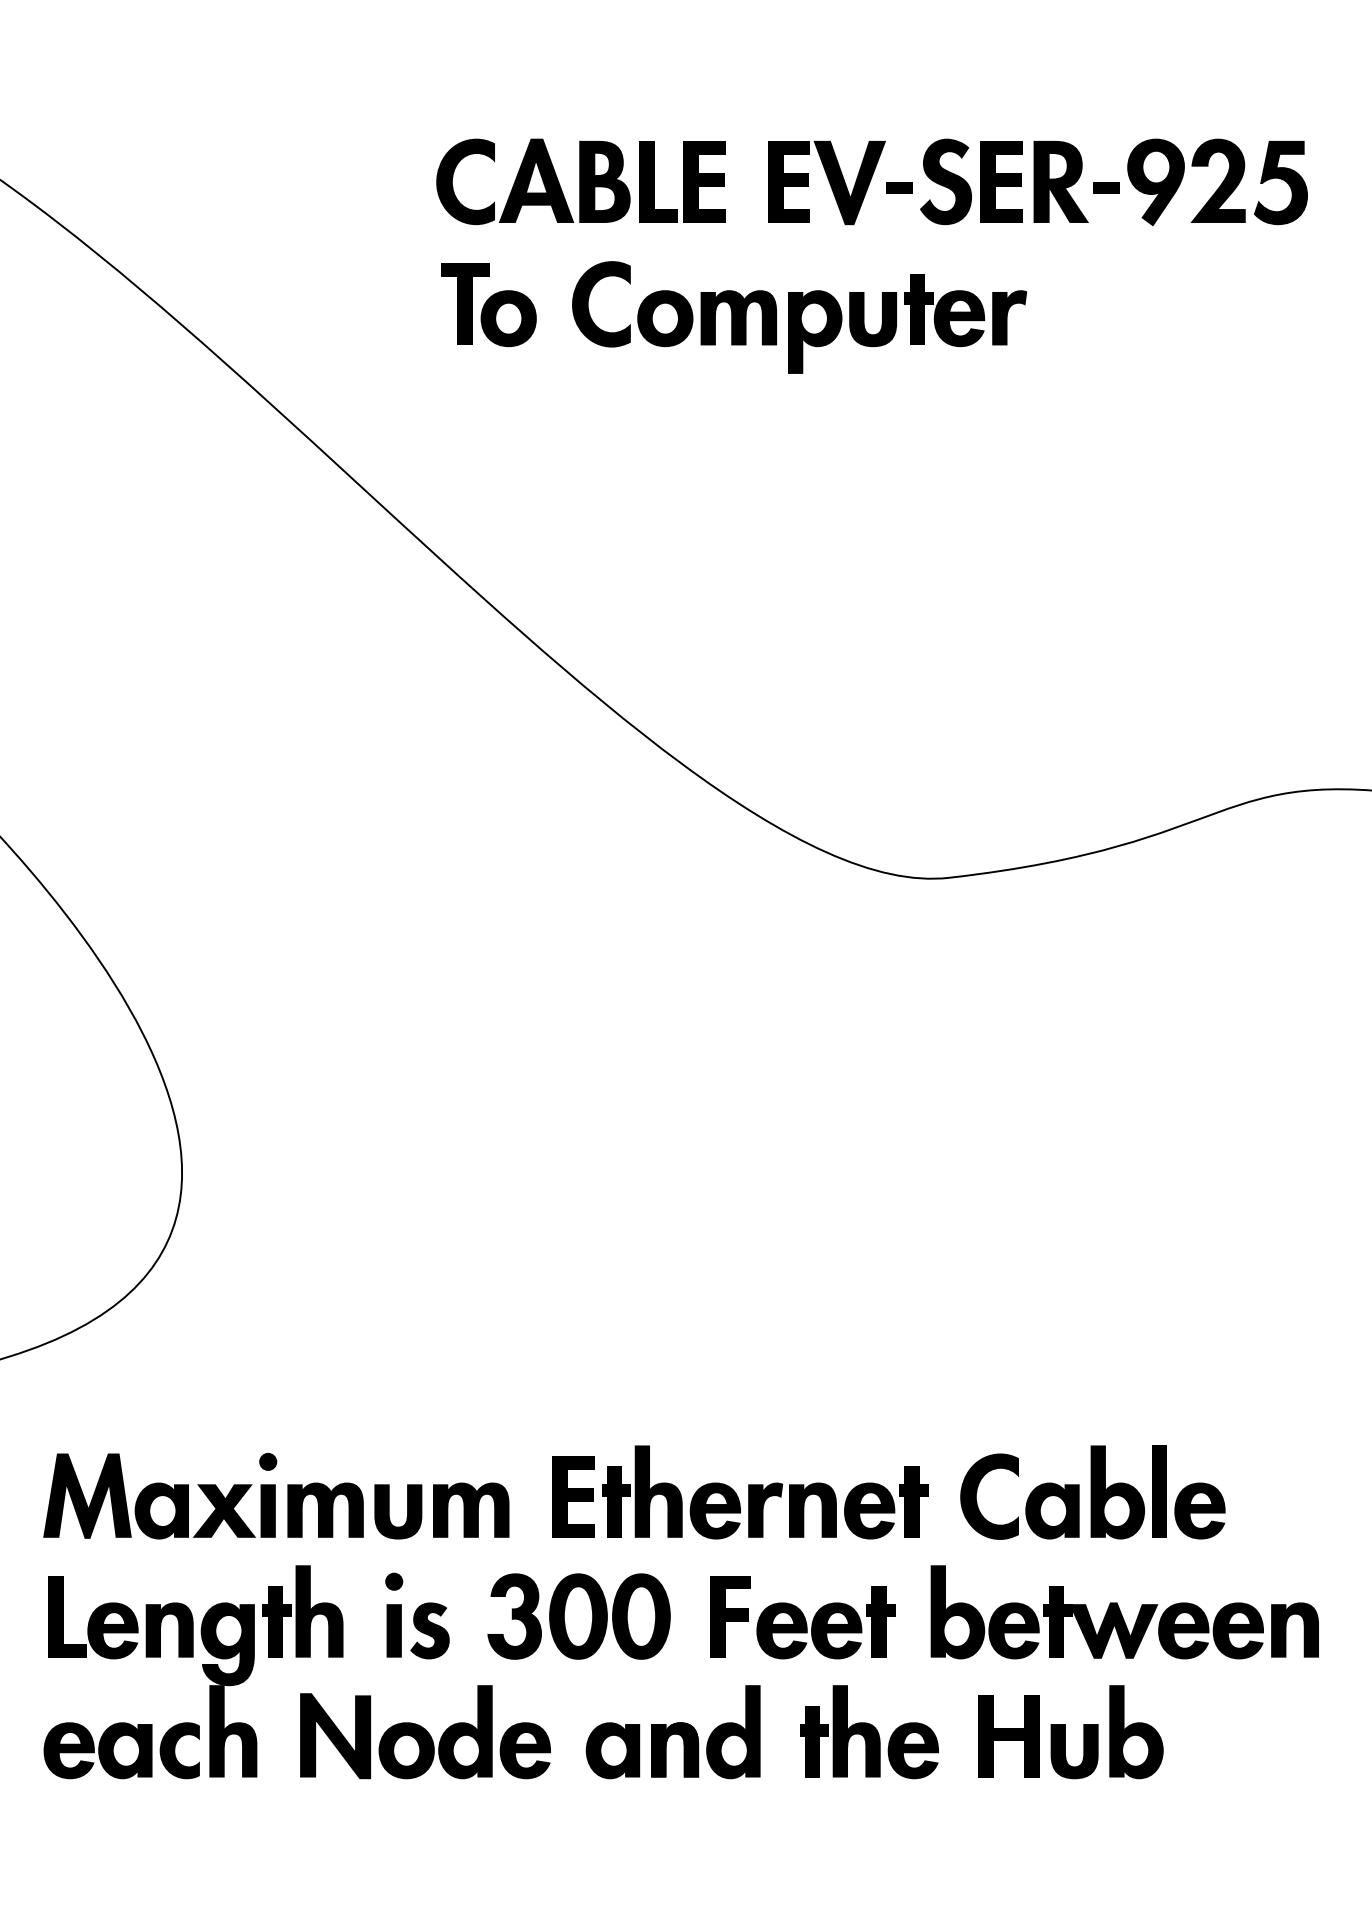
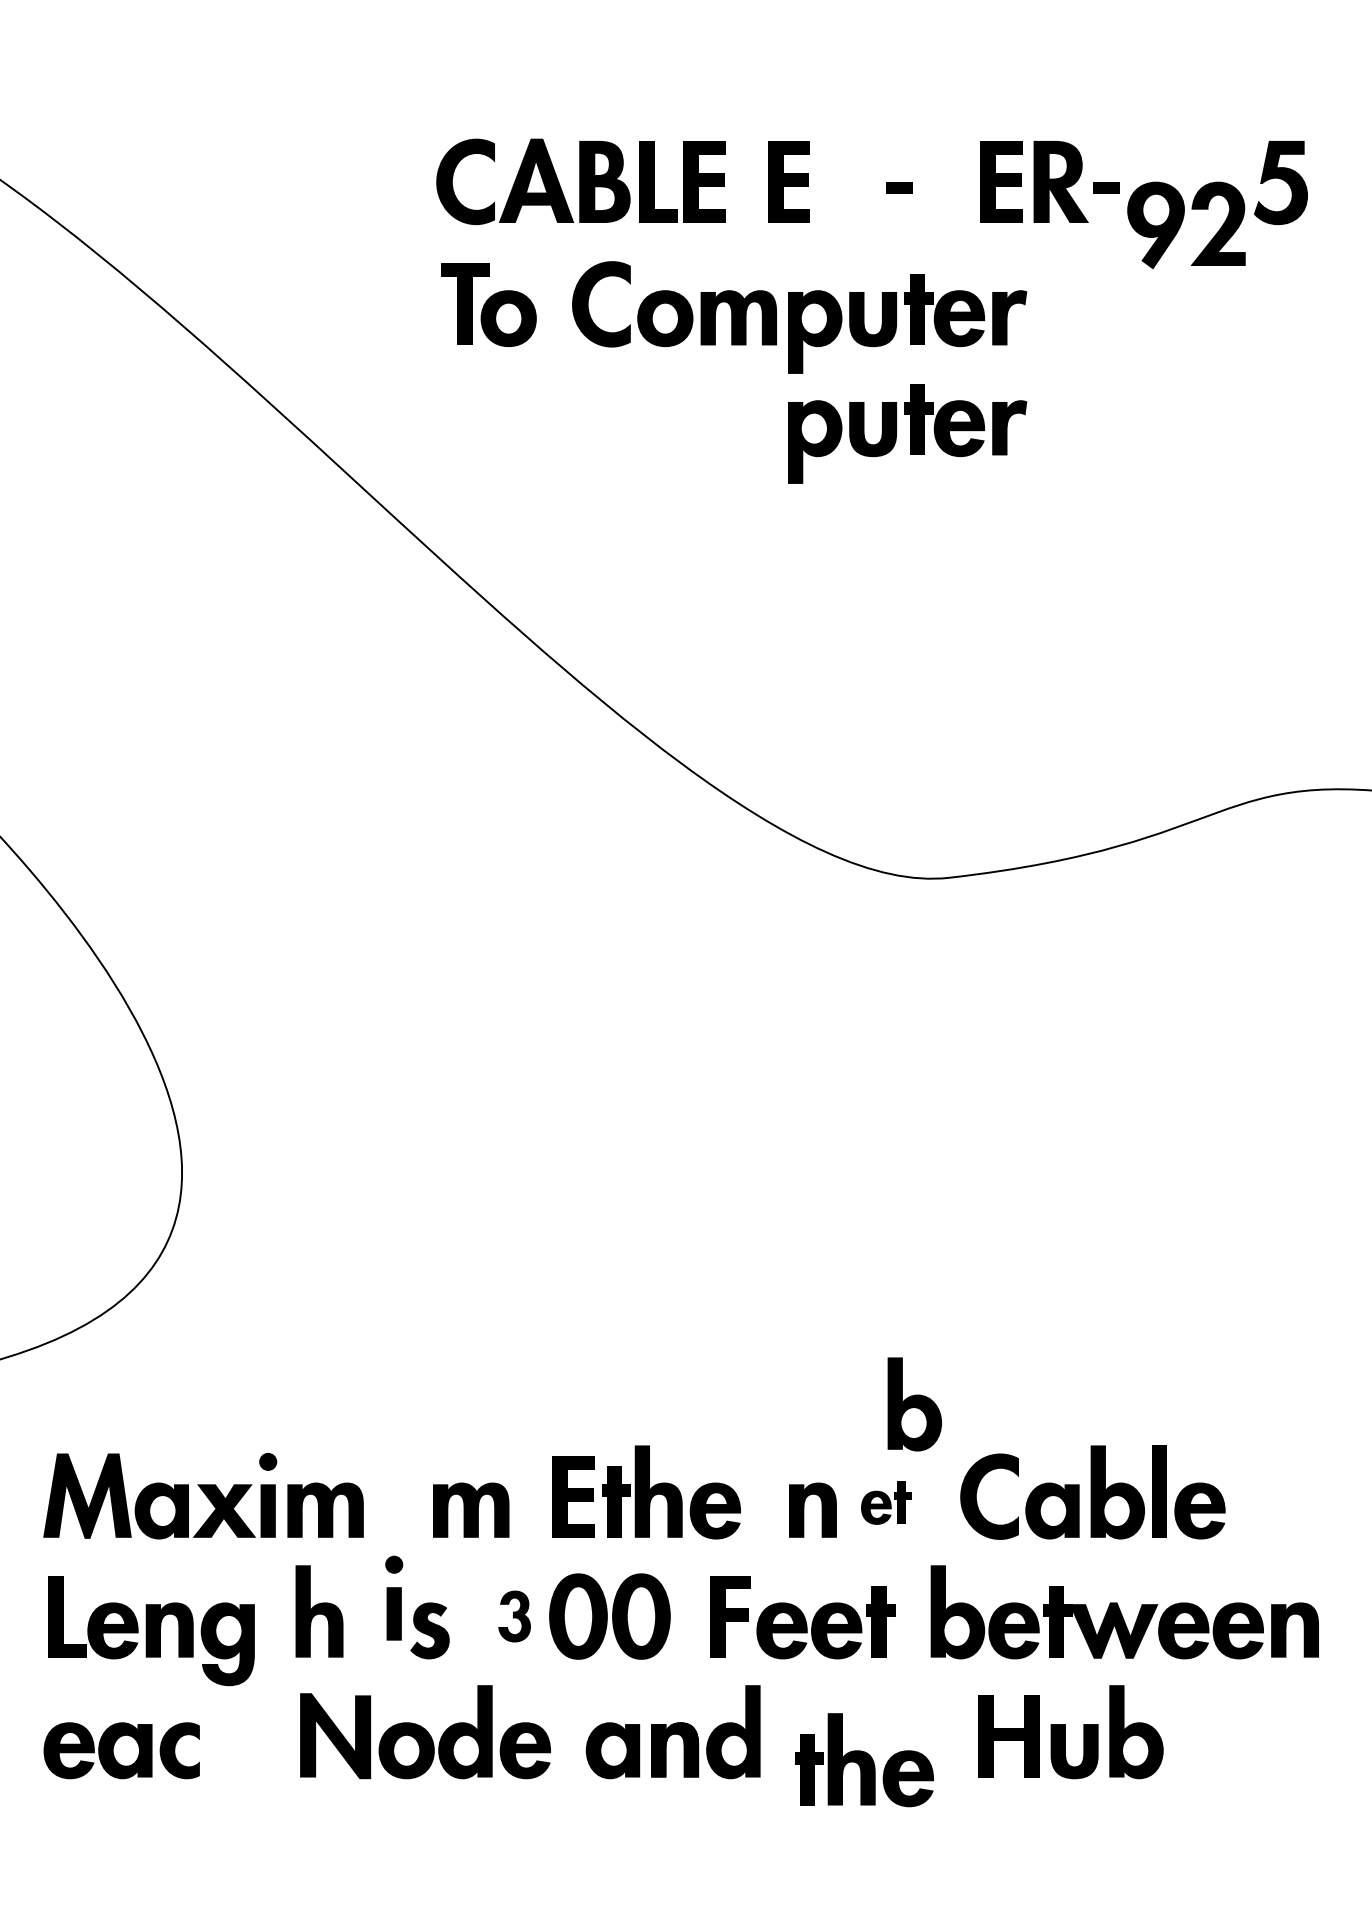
fill: present -> none (945, 181)
fill: present -> none (849, 182)
part position: (1186, 182) -> (1186, 225) (1186, 225)
part: none -> present (907, 433)
part: none -> present (914, 1404)
part size: 85x74 px -> 51x44 px (886, 1502)
fill: present -> none (765, 1509)
part: present -> none (389, 1511)
part position: (394, 1614) -> (394, 1597) (394, 1597)
part size: 55x87 px -> 33x53 px (514, 1616)
fill: present -> none (277, 1621)
fill: present -> none (233, 1731)
part position: (869, 1732) -> (864, 1760) (864, 1760)
